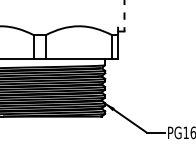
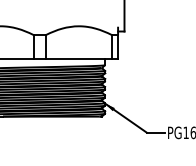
line: dashed -> solid (124, 16)
